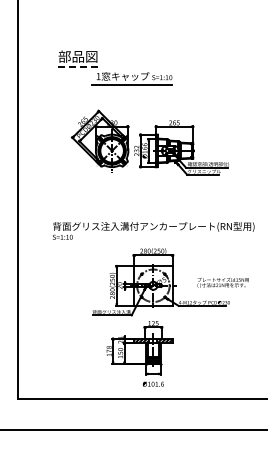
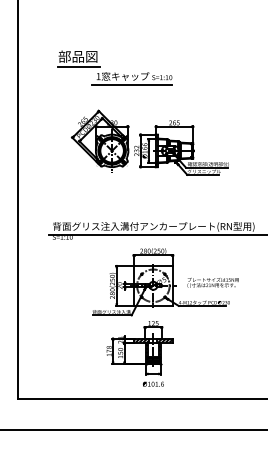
line: dashed -> solid (78, 66)
line: none -> present (156, 234)
text position: (222, 282) -> (212, 282) (212, 282)
